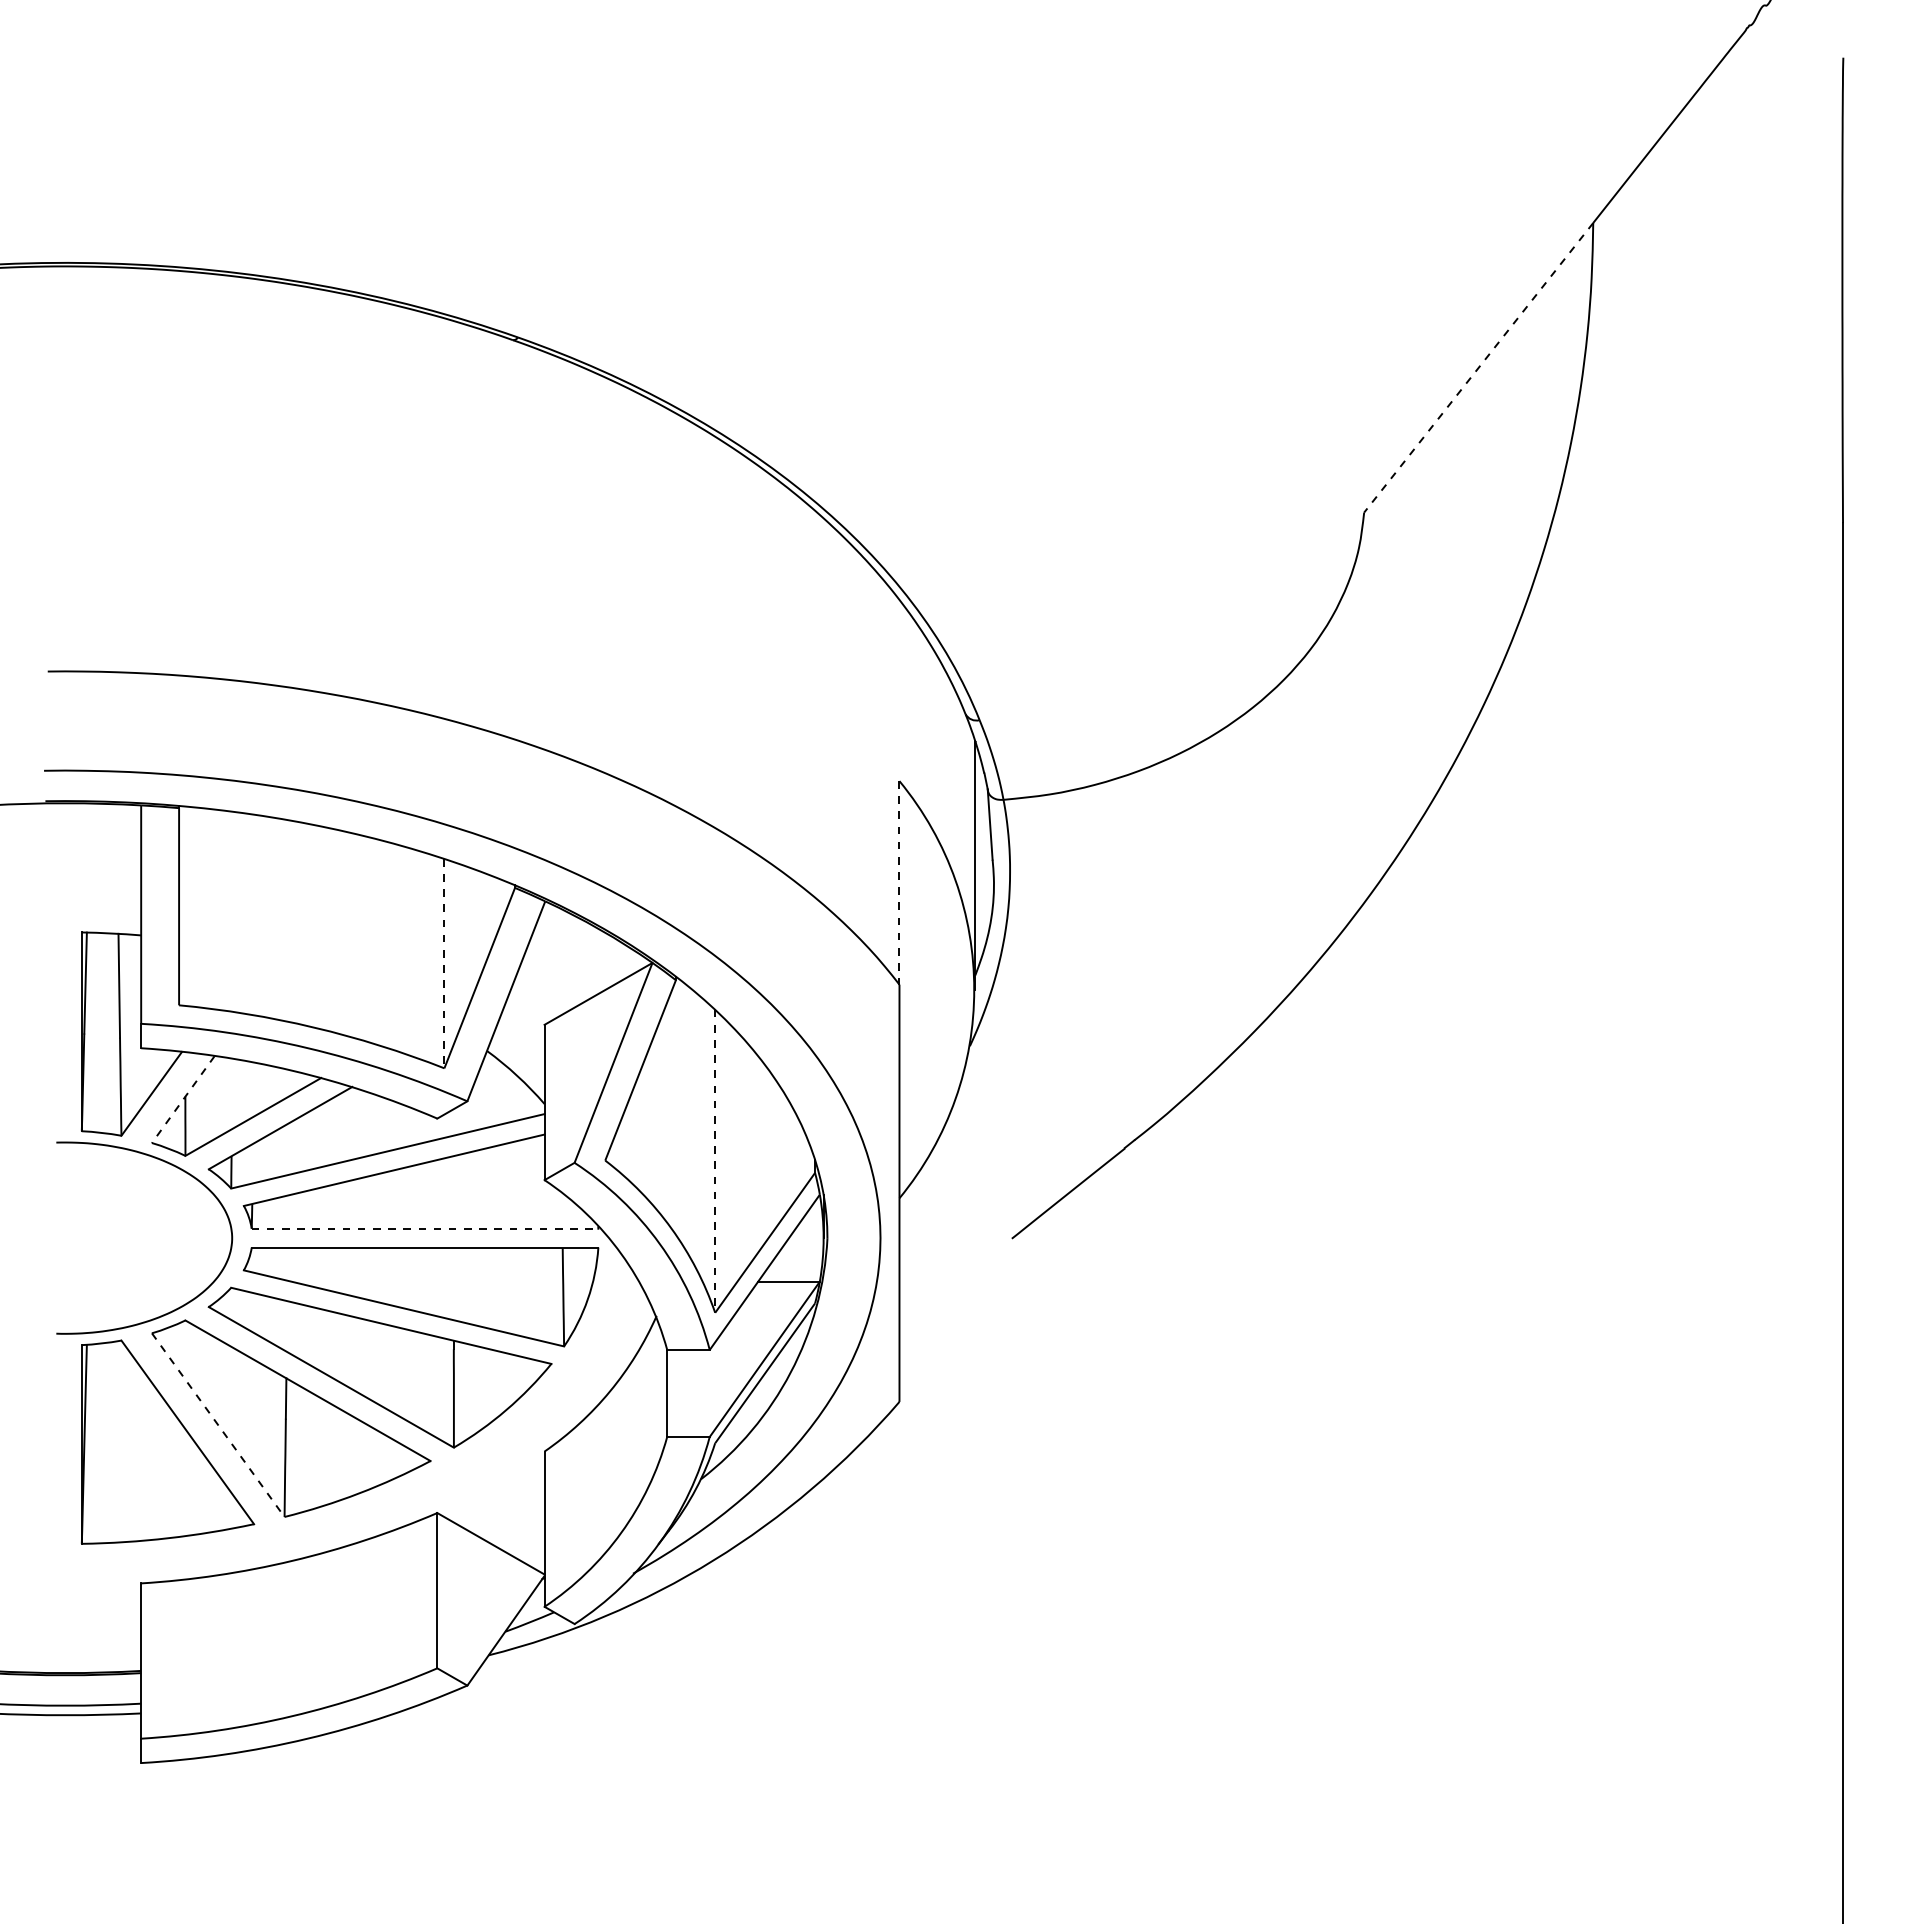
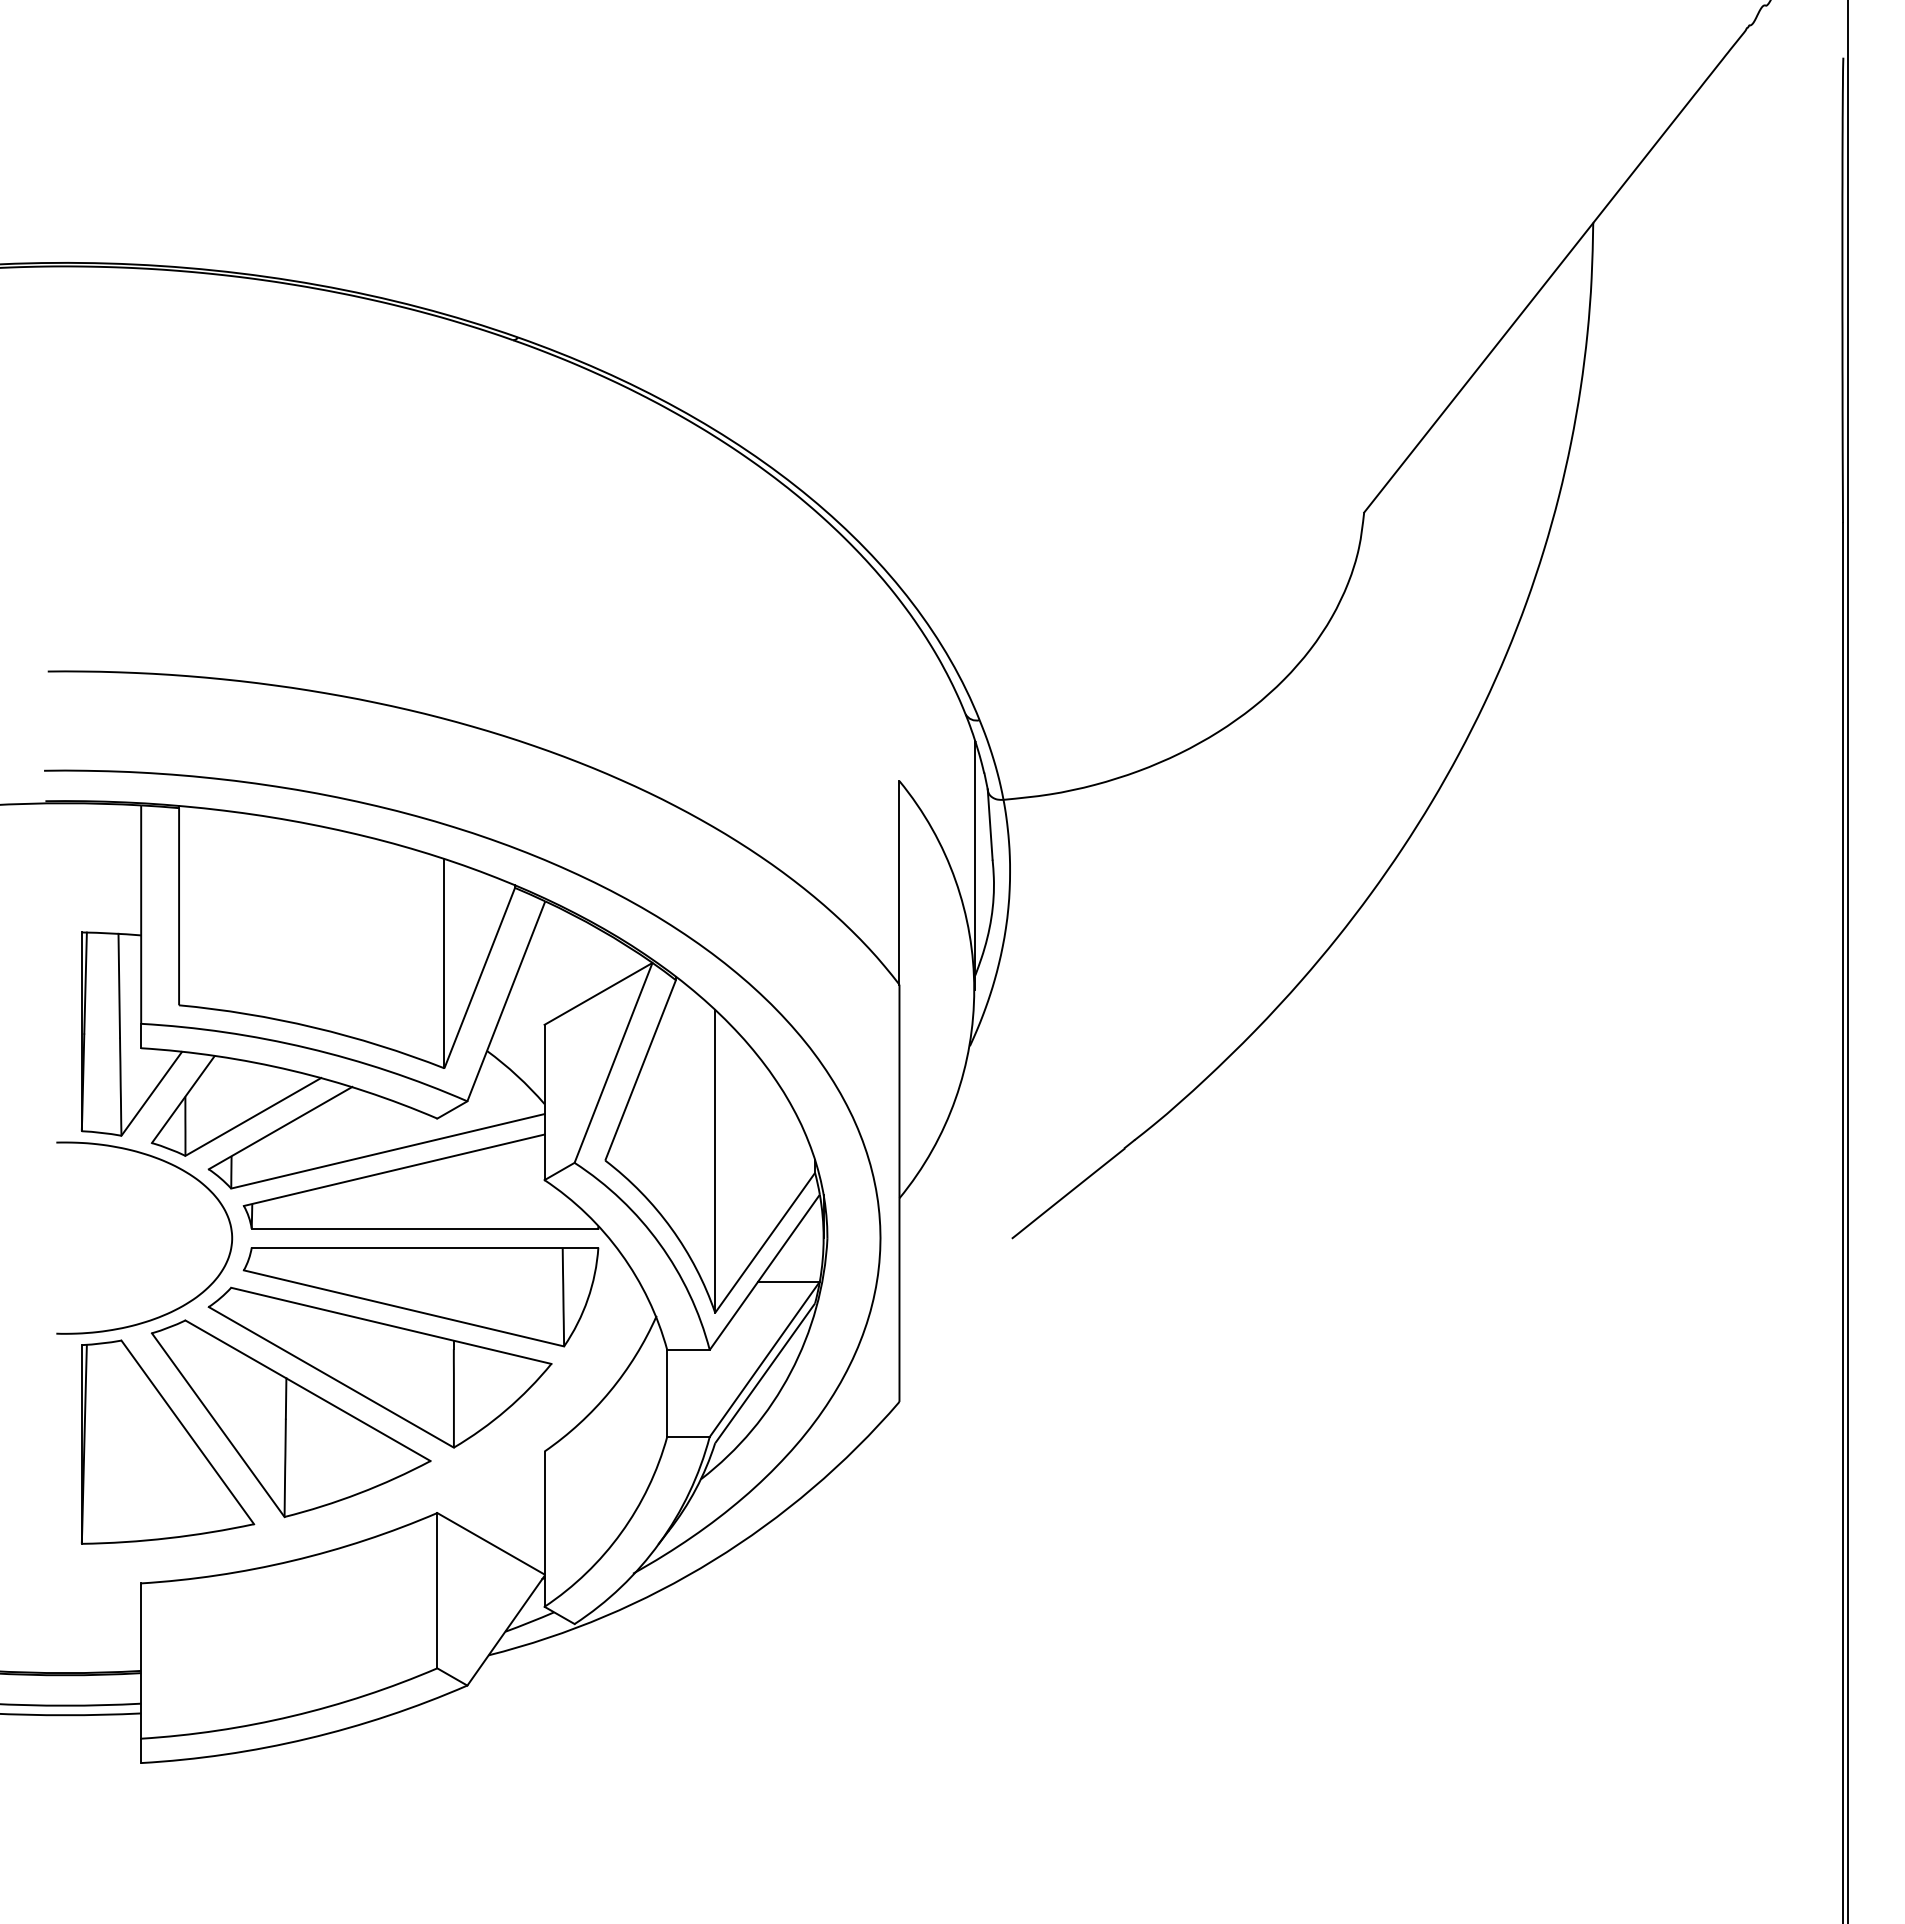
line: dashed -> solid (1478, 367)
line: dashed -> solid (899, 882)
line: none -> present (1847, 961)
line: dashed -> solid (444, 963)
line: dashed -> solid (183, 1099)
line: dashed -> solid (715, 1161)
line: dashed -> solid (425, 1228)
line: dashed -> solid (218, 1425)
